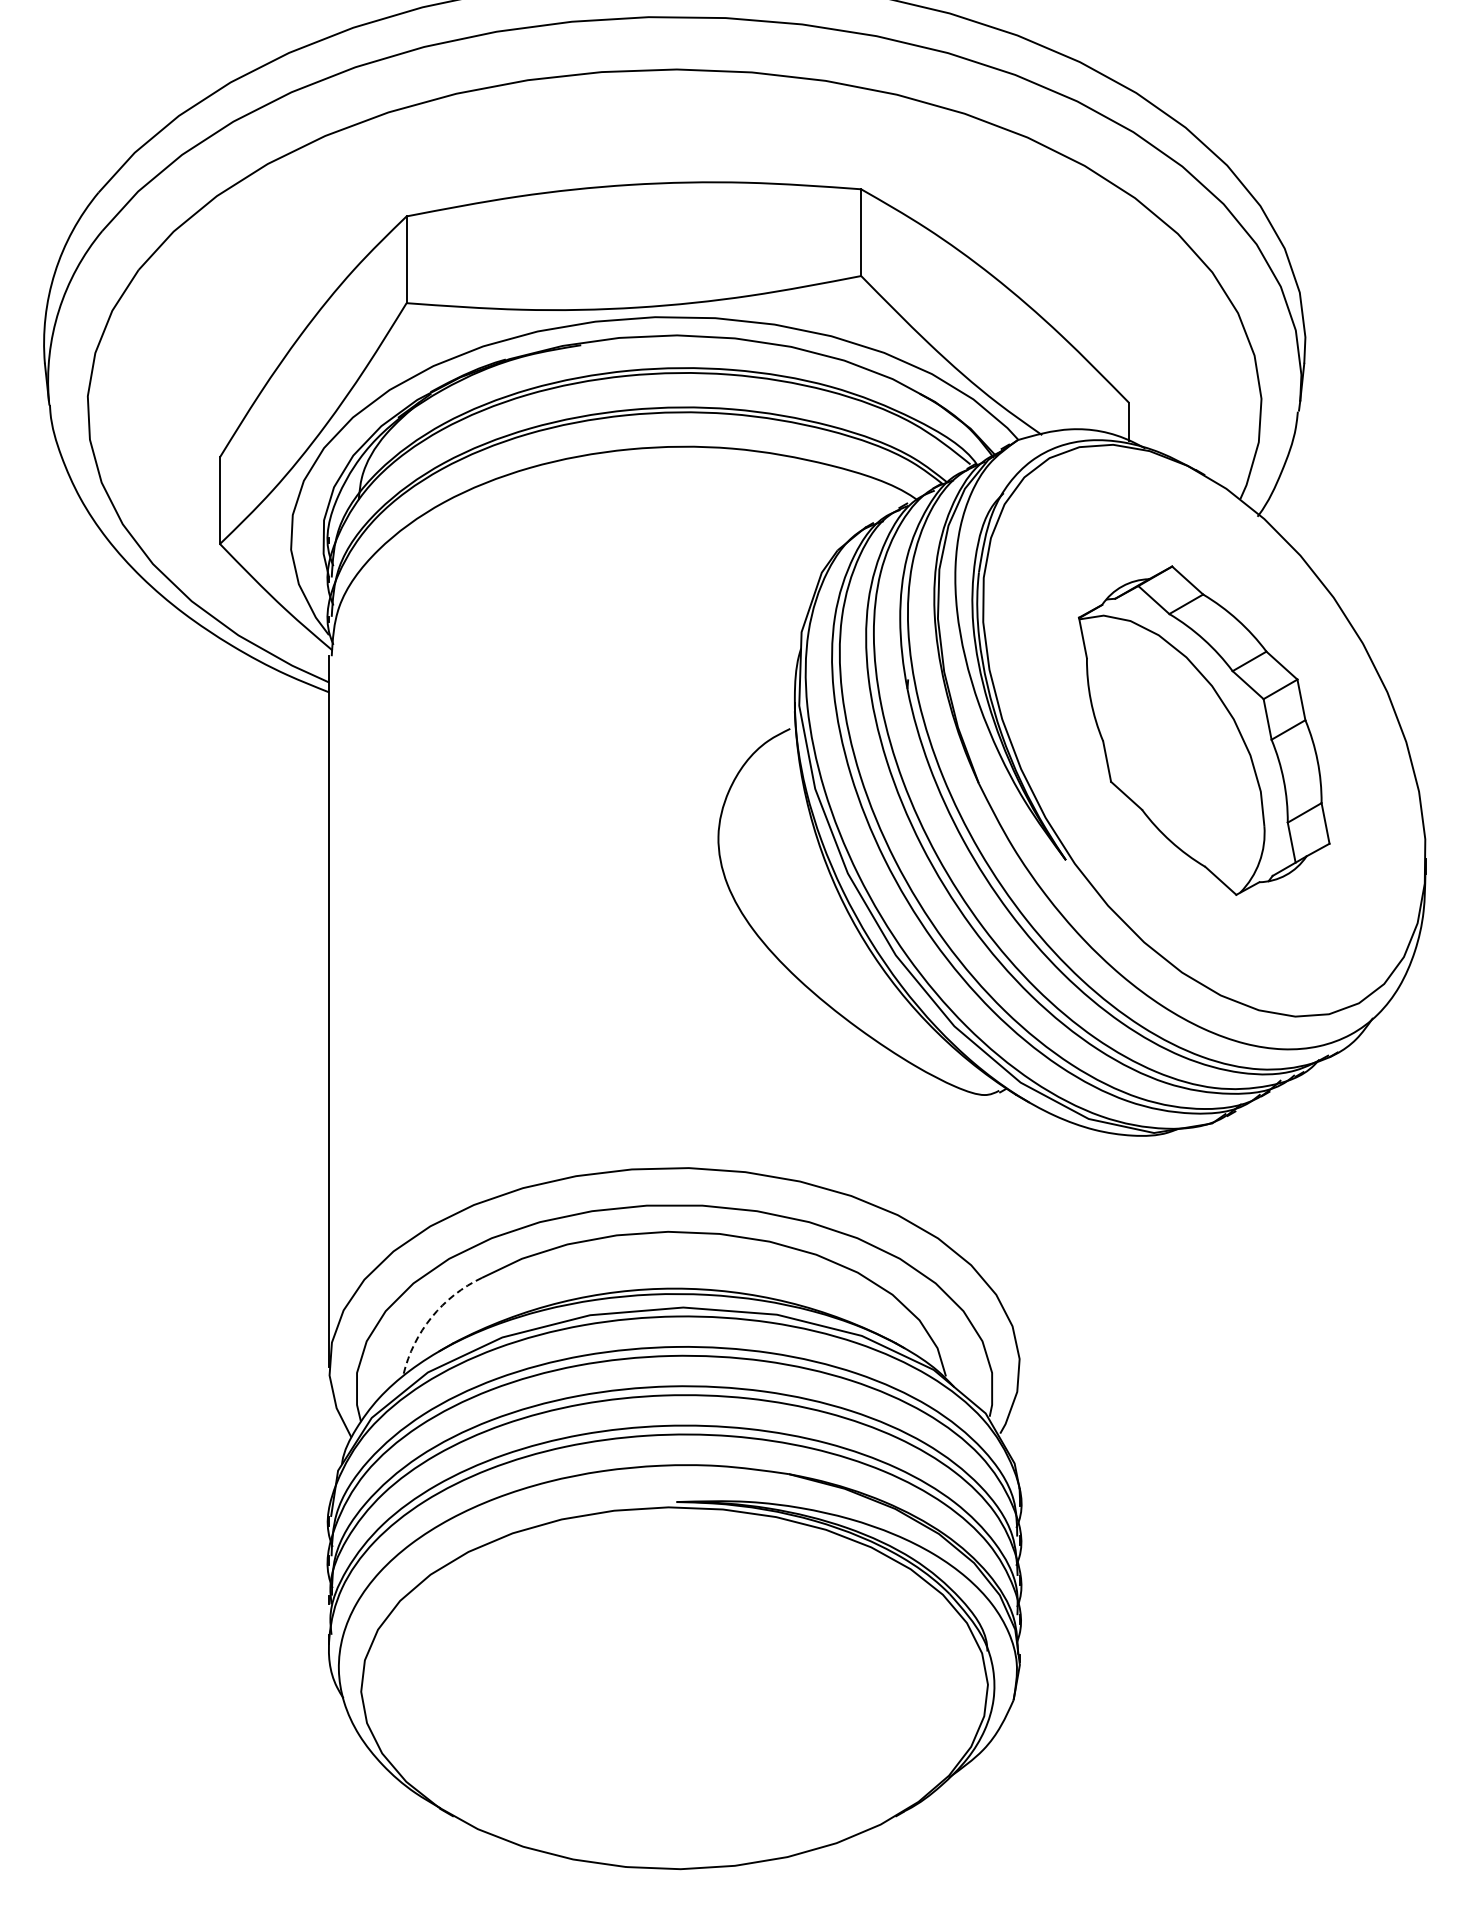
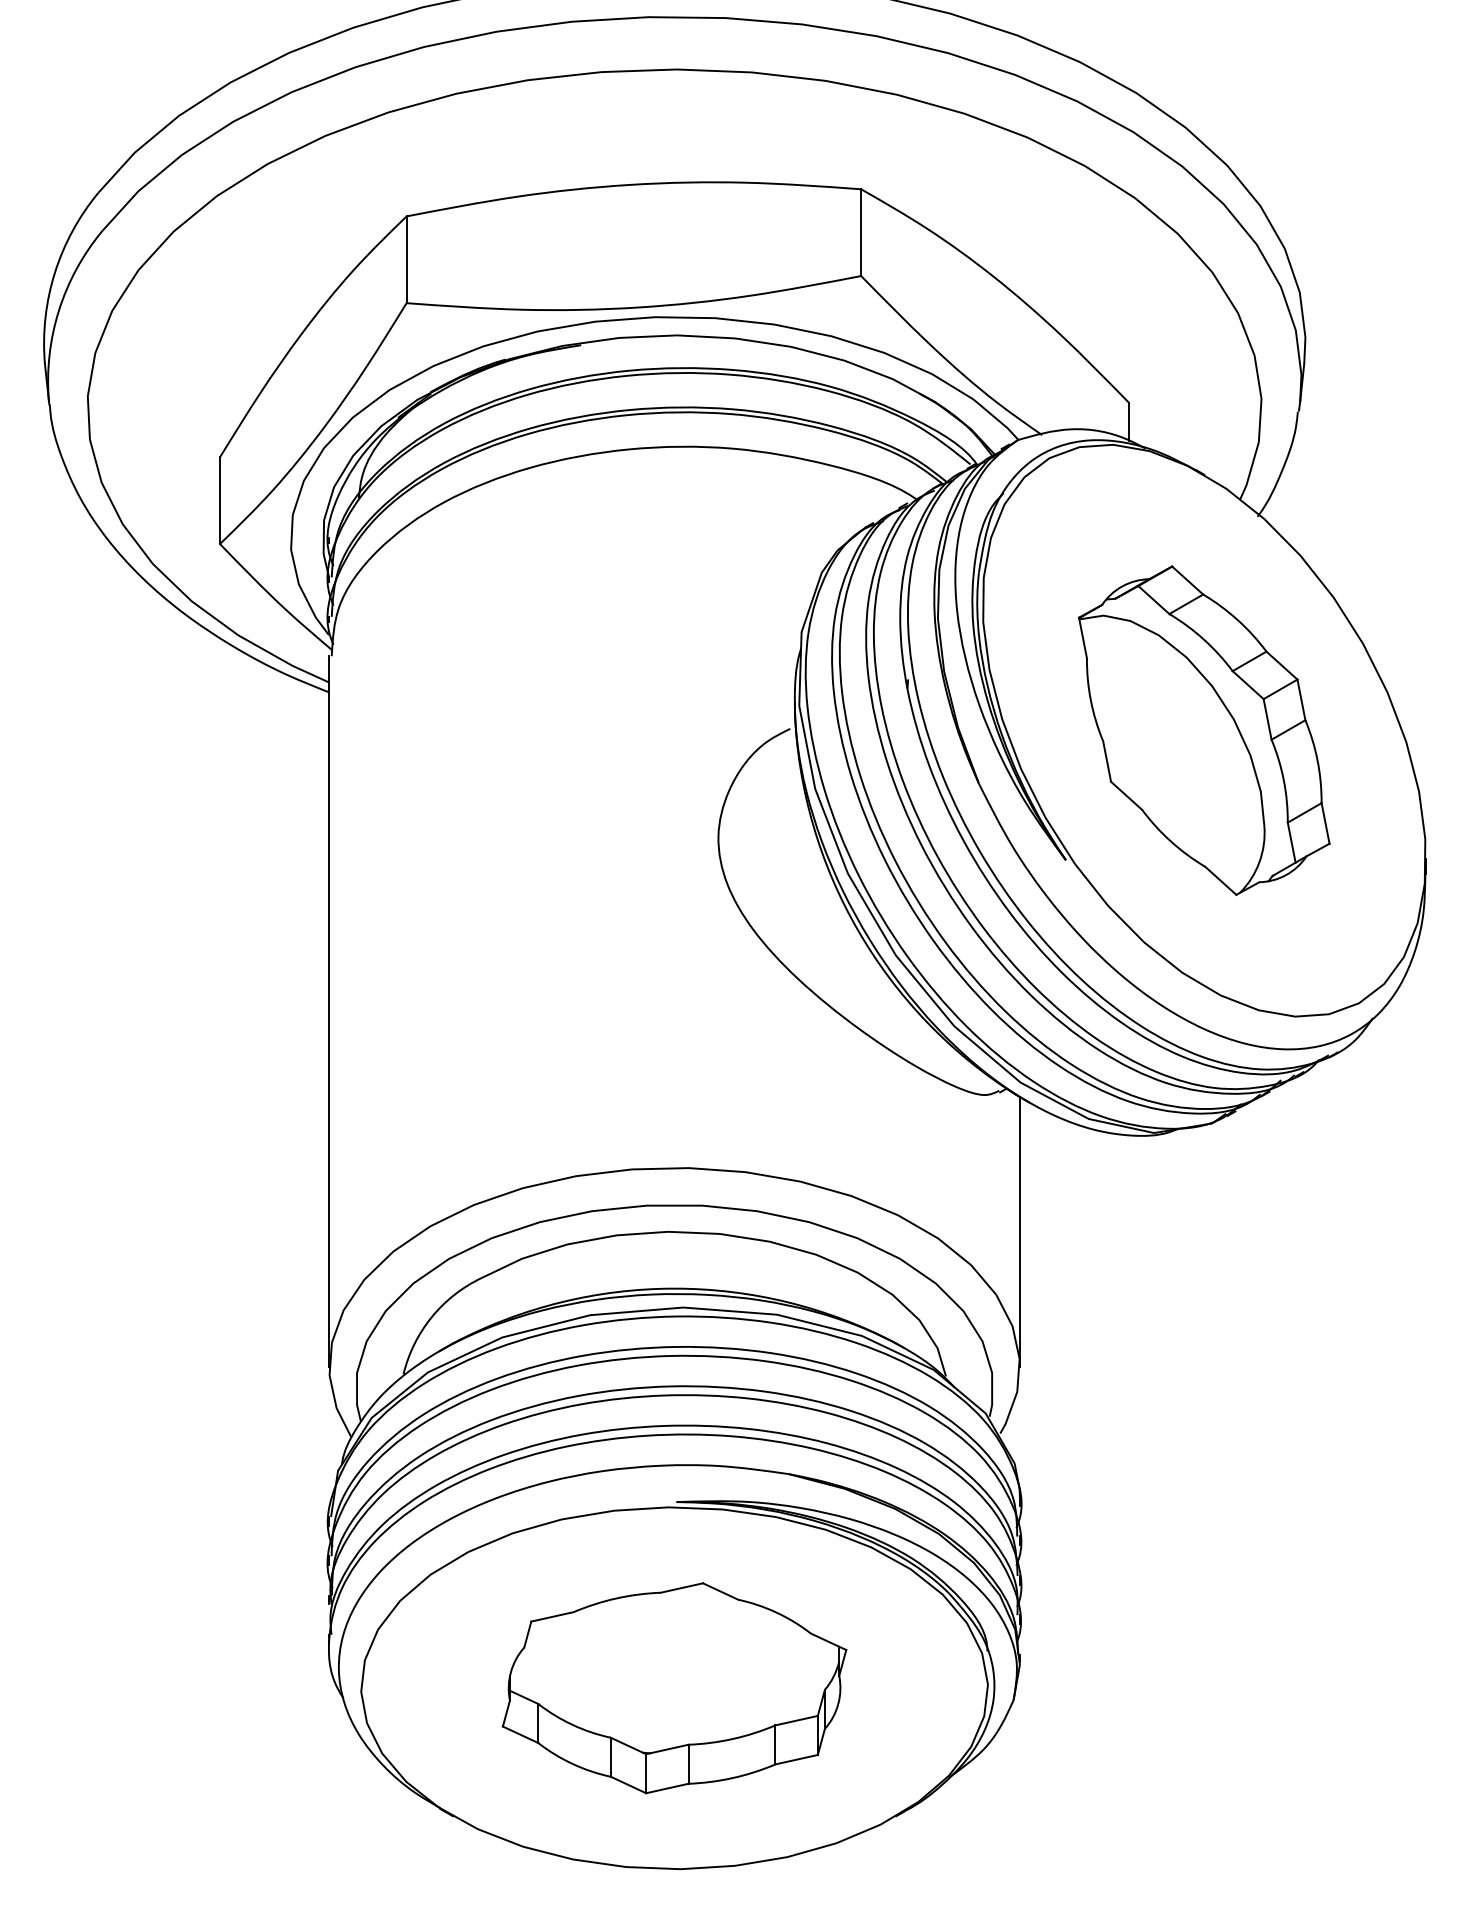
line: none -> present (1019, 1232)
arc: dashed -> solid (431, 1317)
part: none -> present (674, 1688)
